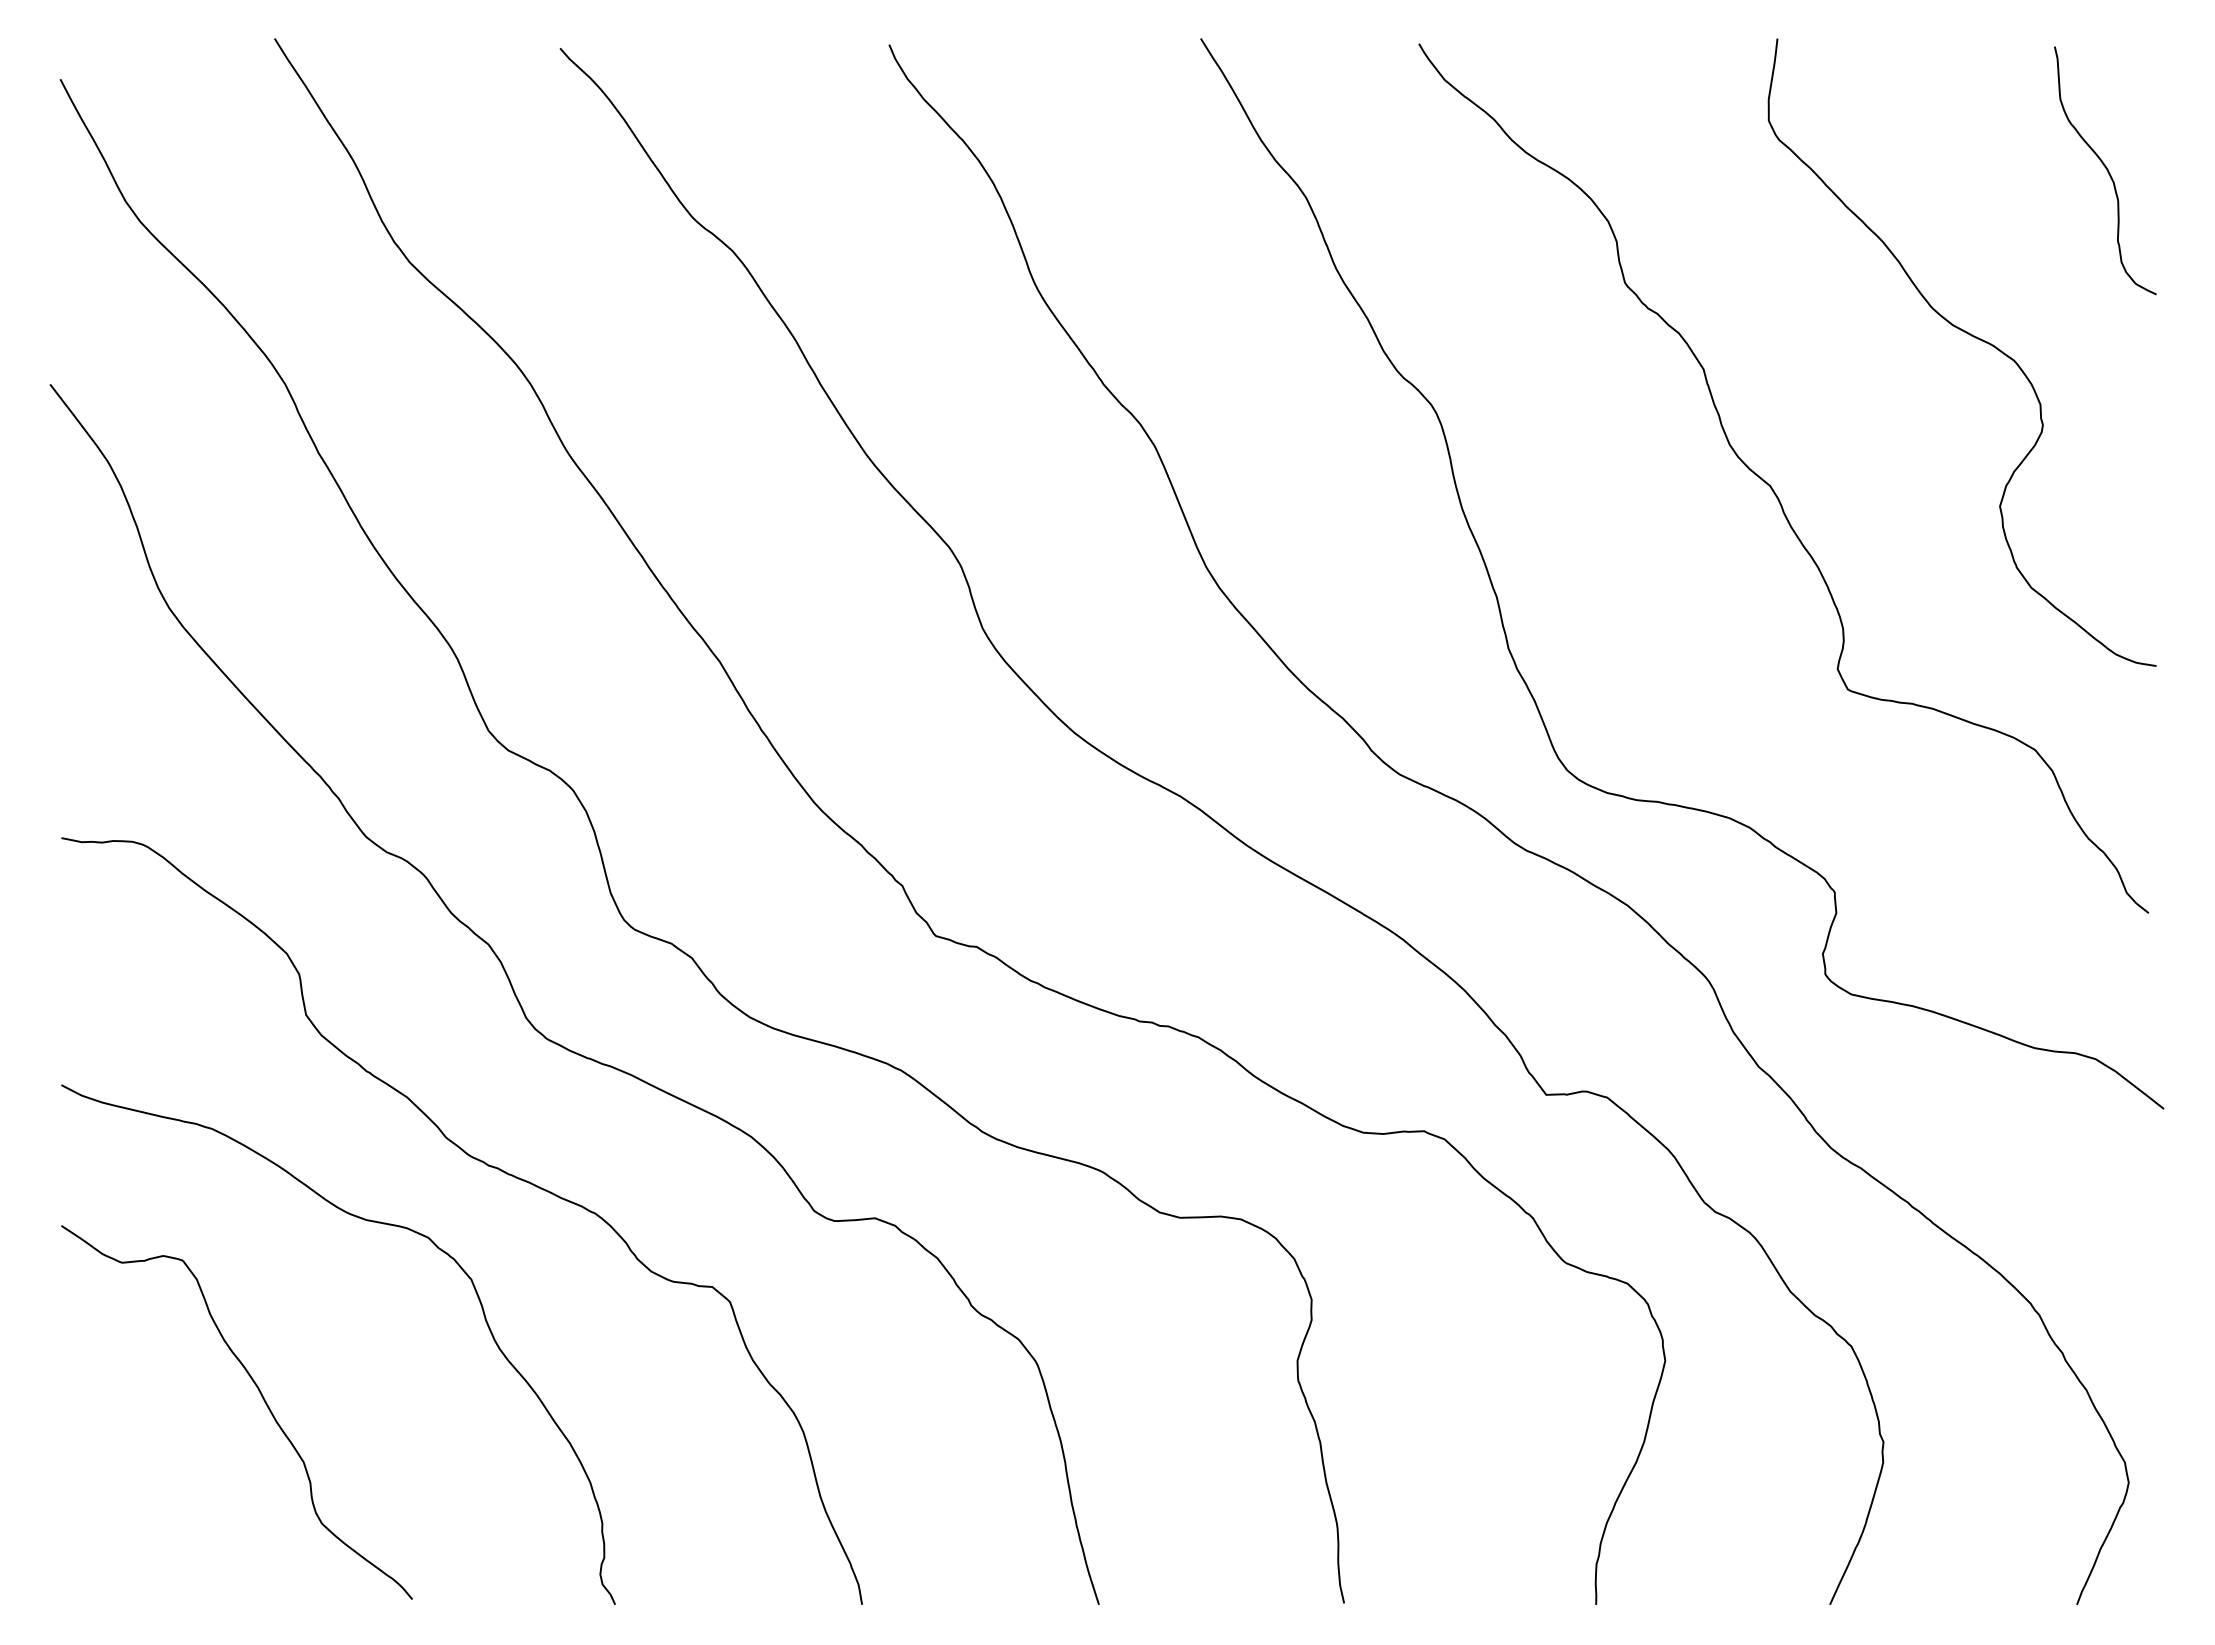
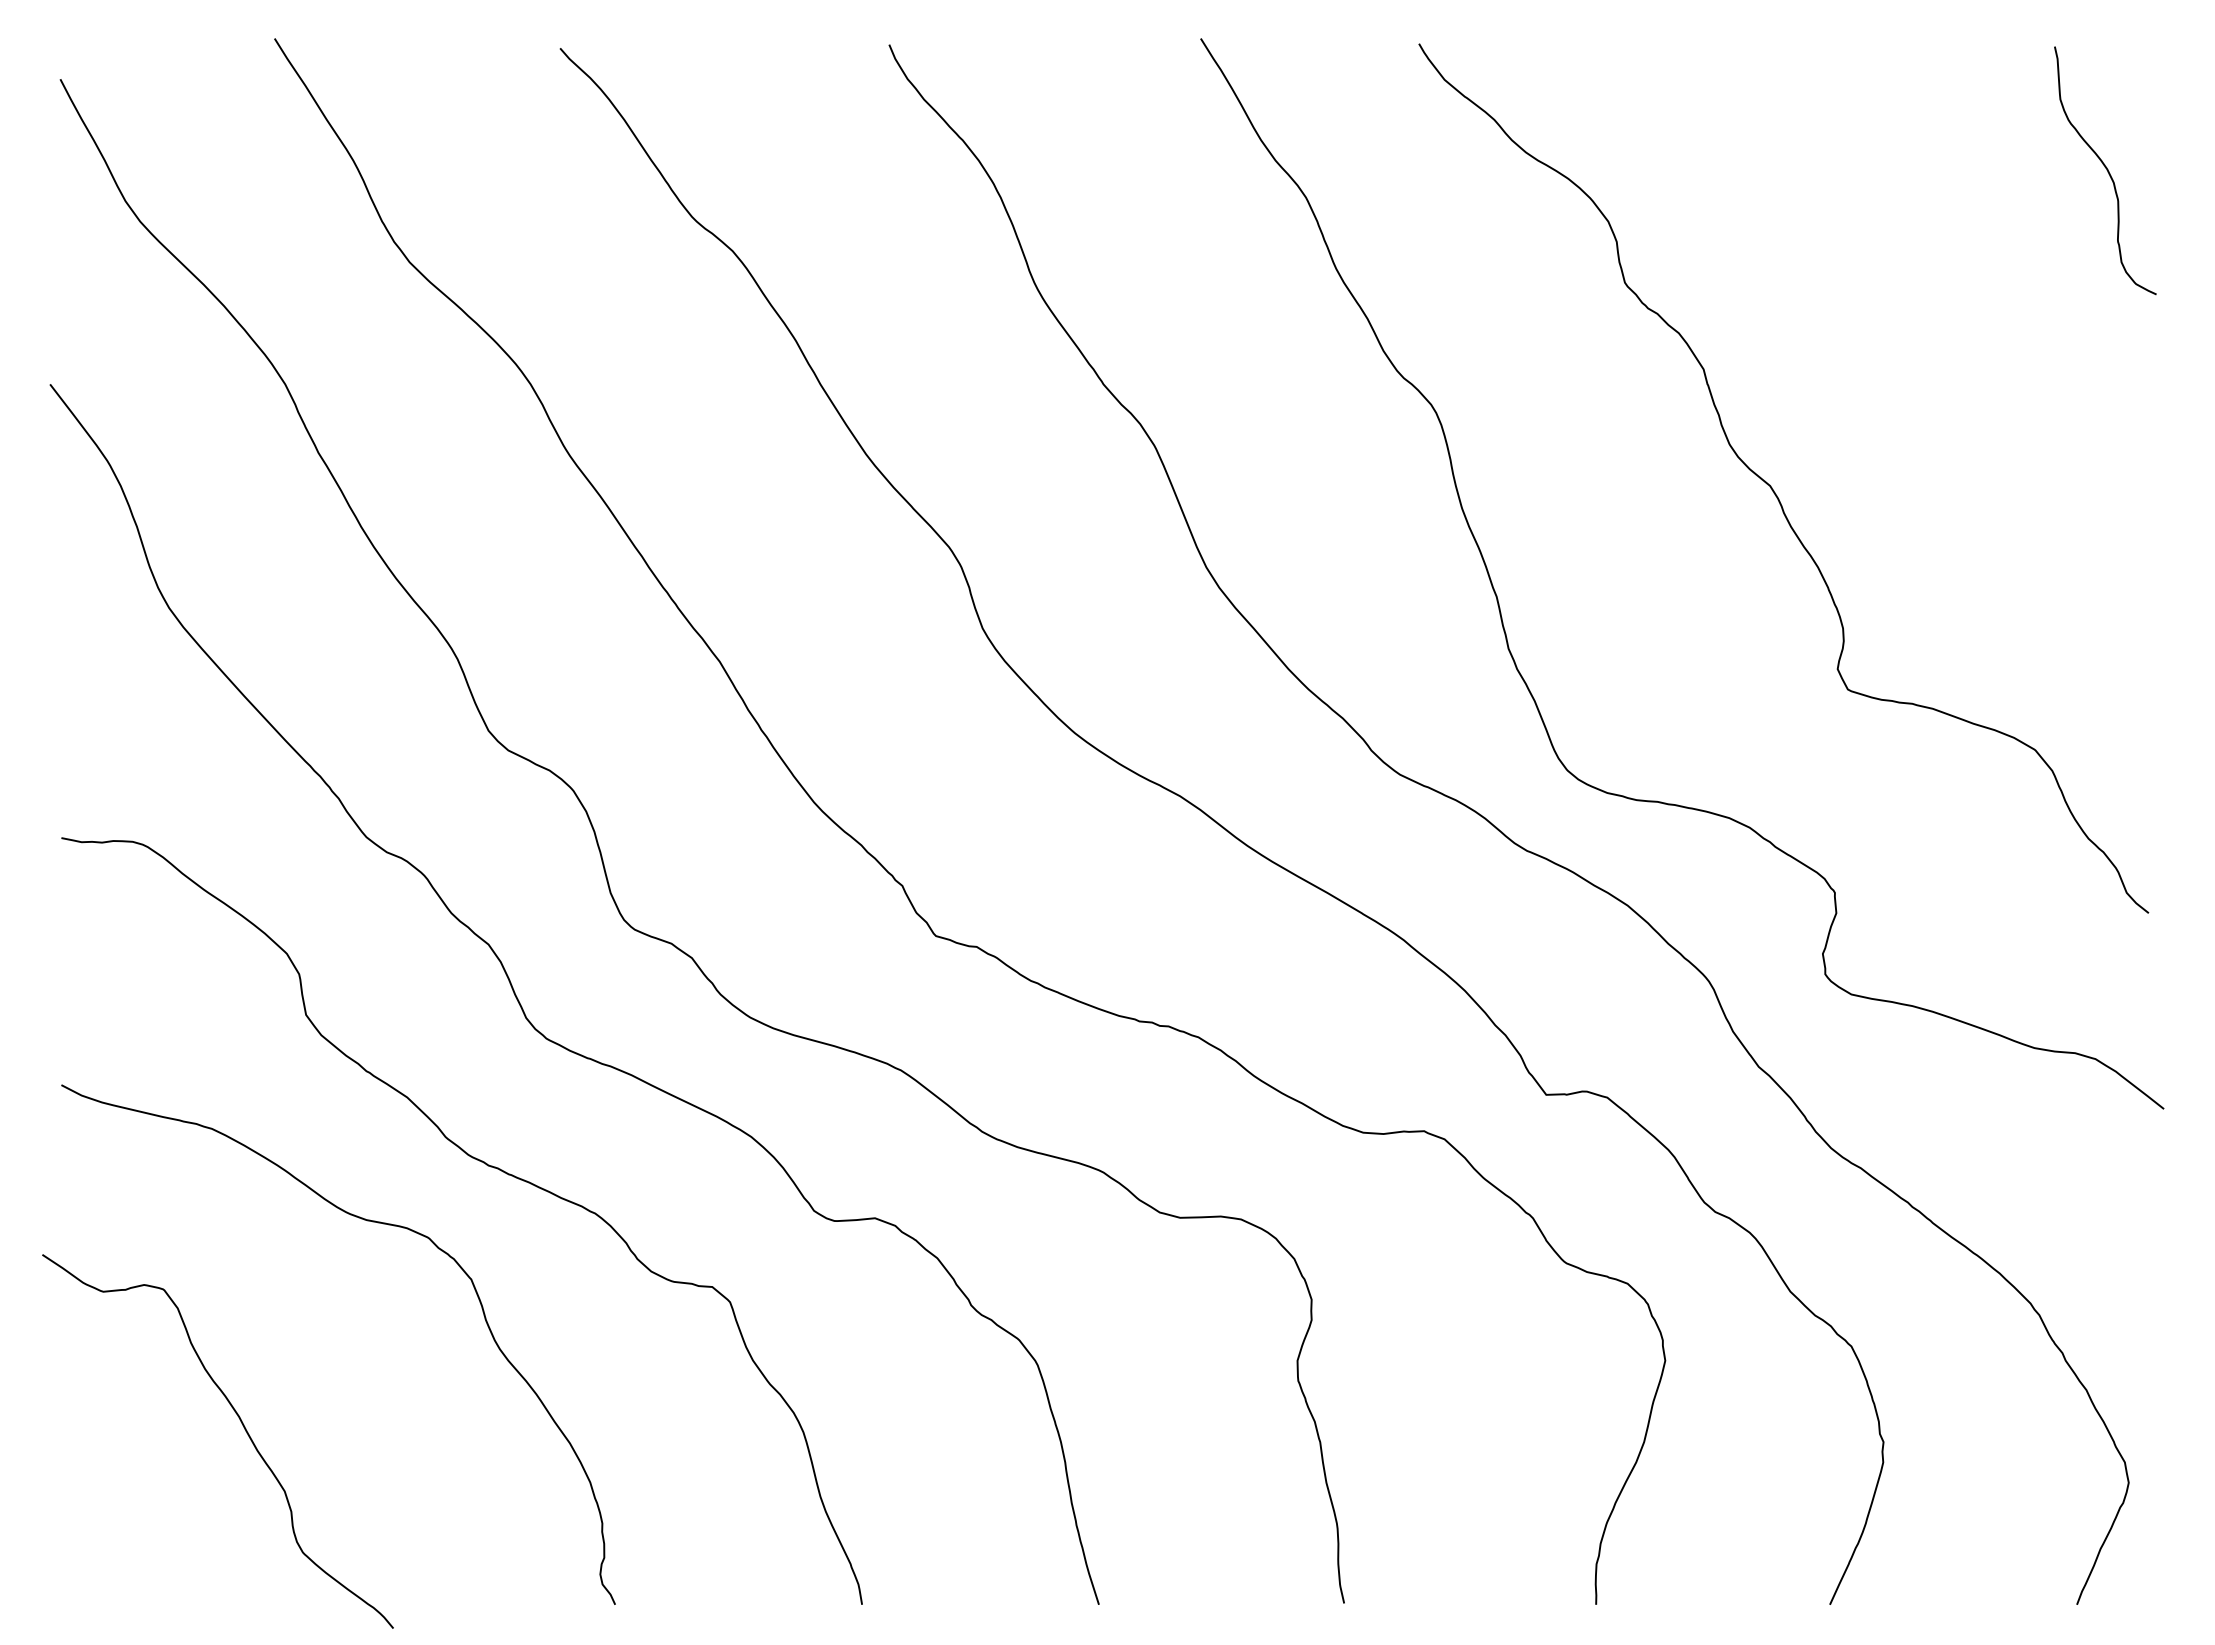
curve: present -> none (1969, 335)
curve position: (262, 1398) -> (243, 1427) (243, 1427)
